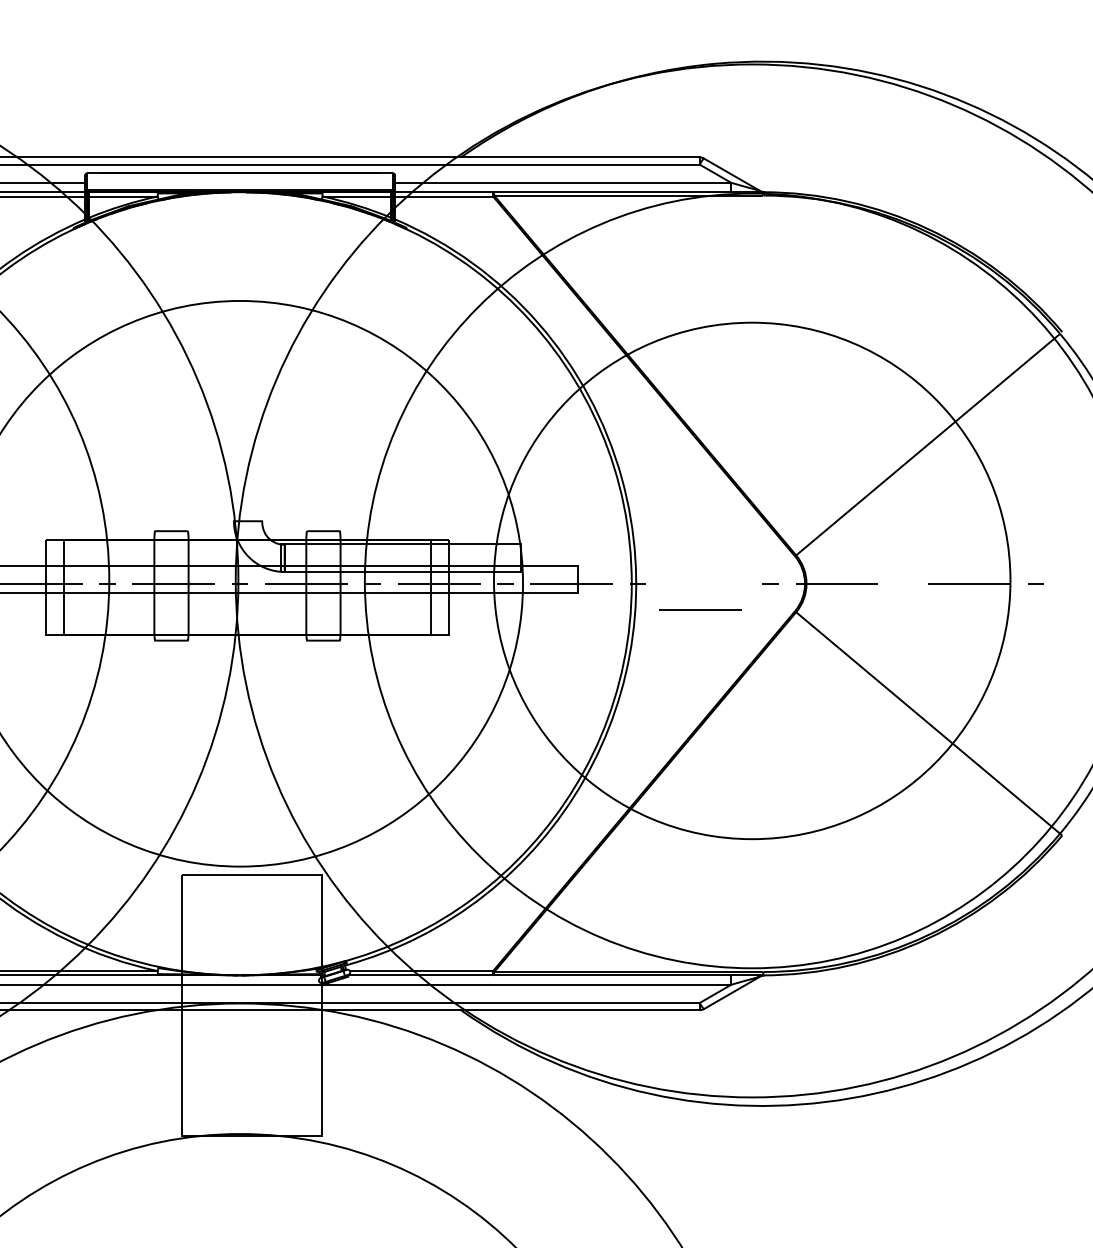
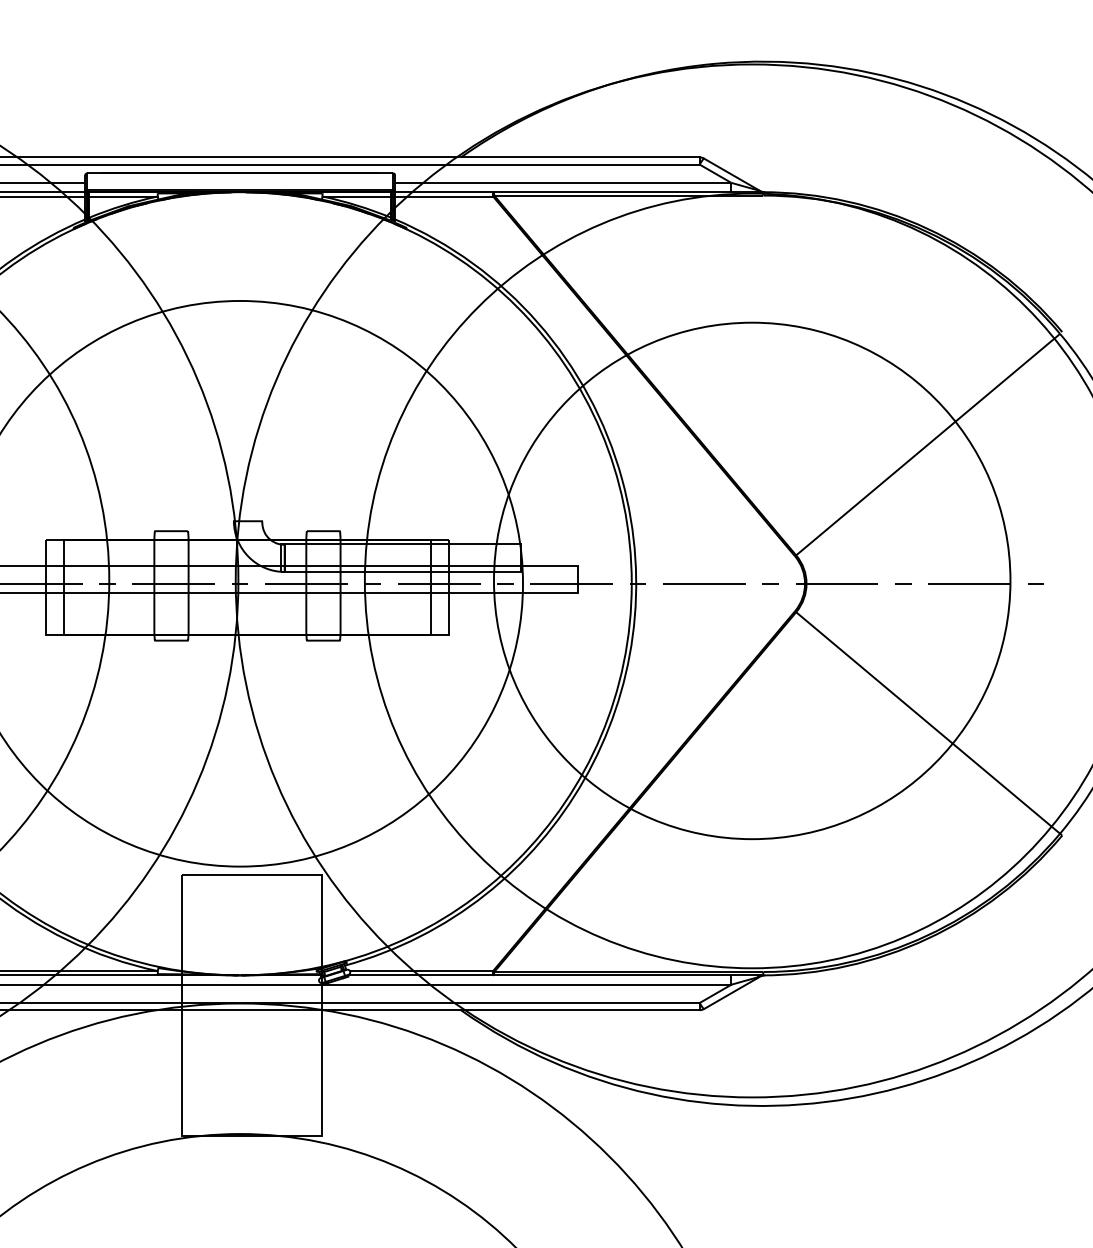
line: none -> present (903, 583)
line position: (700, 609) -> (704, 583) (704, 583)
